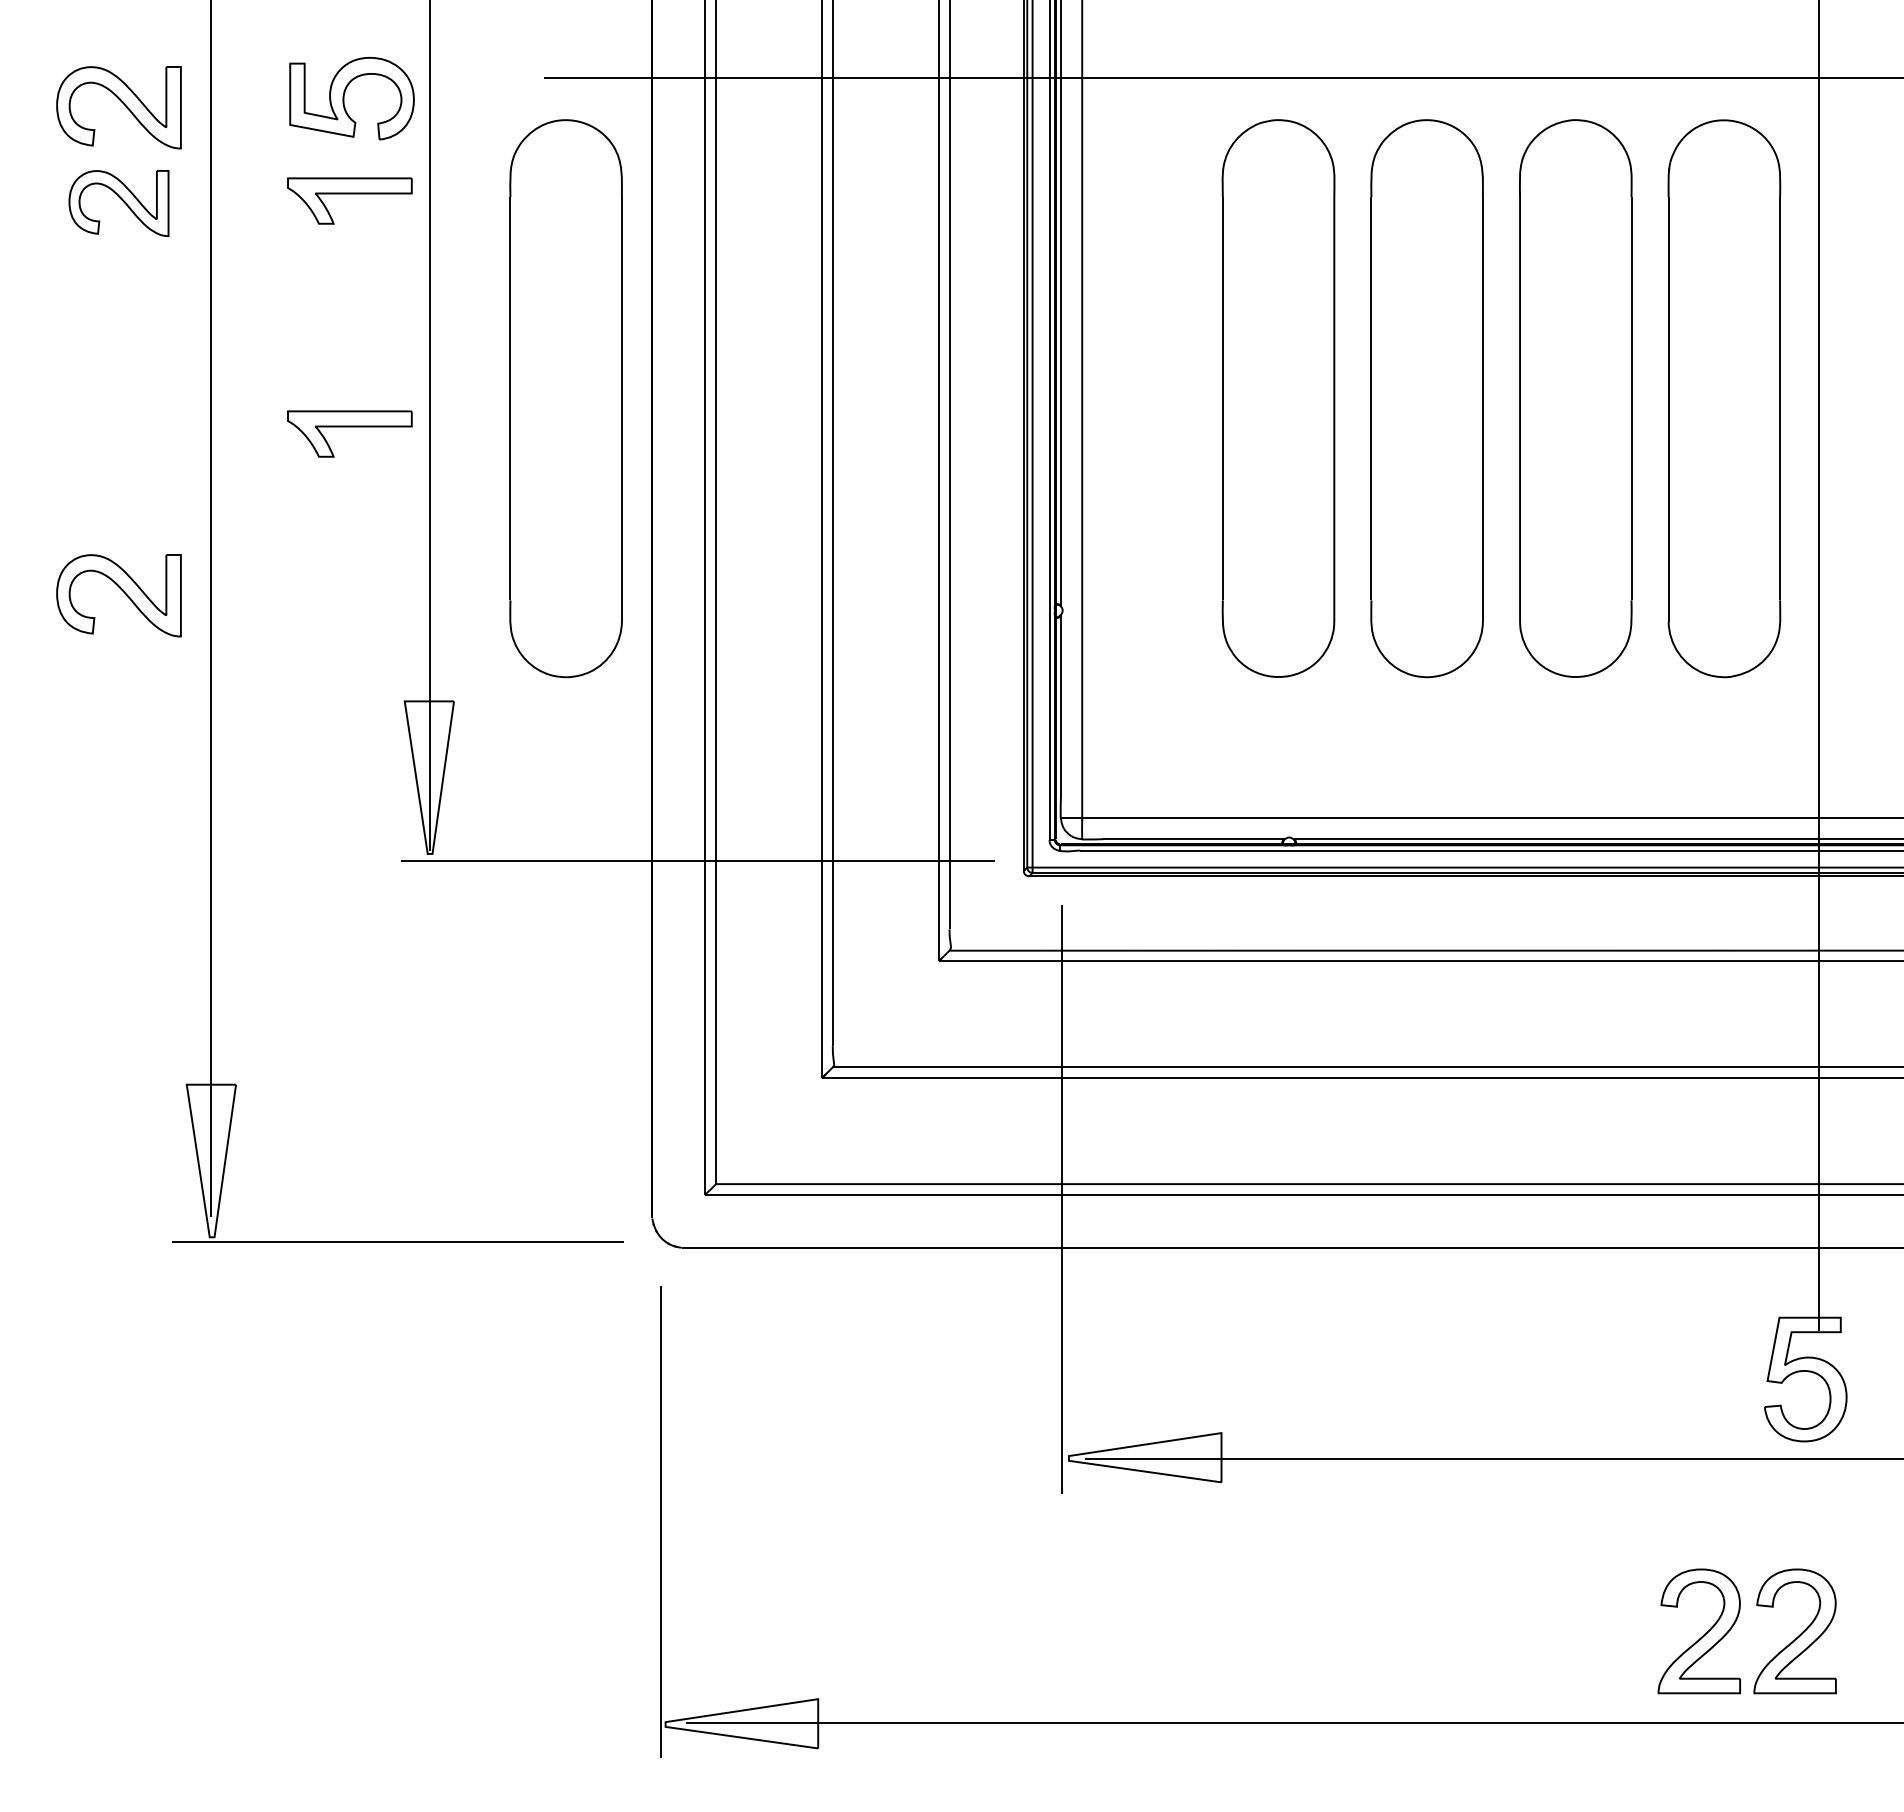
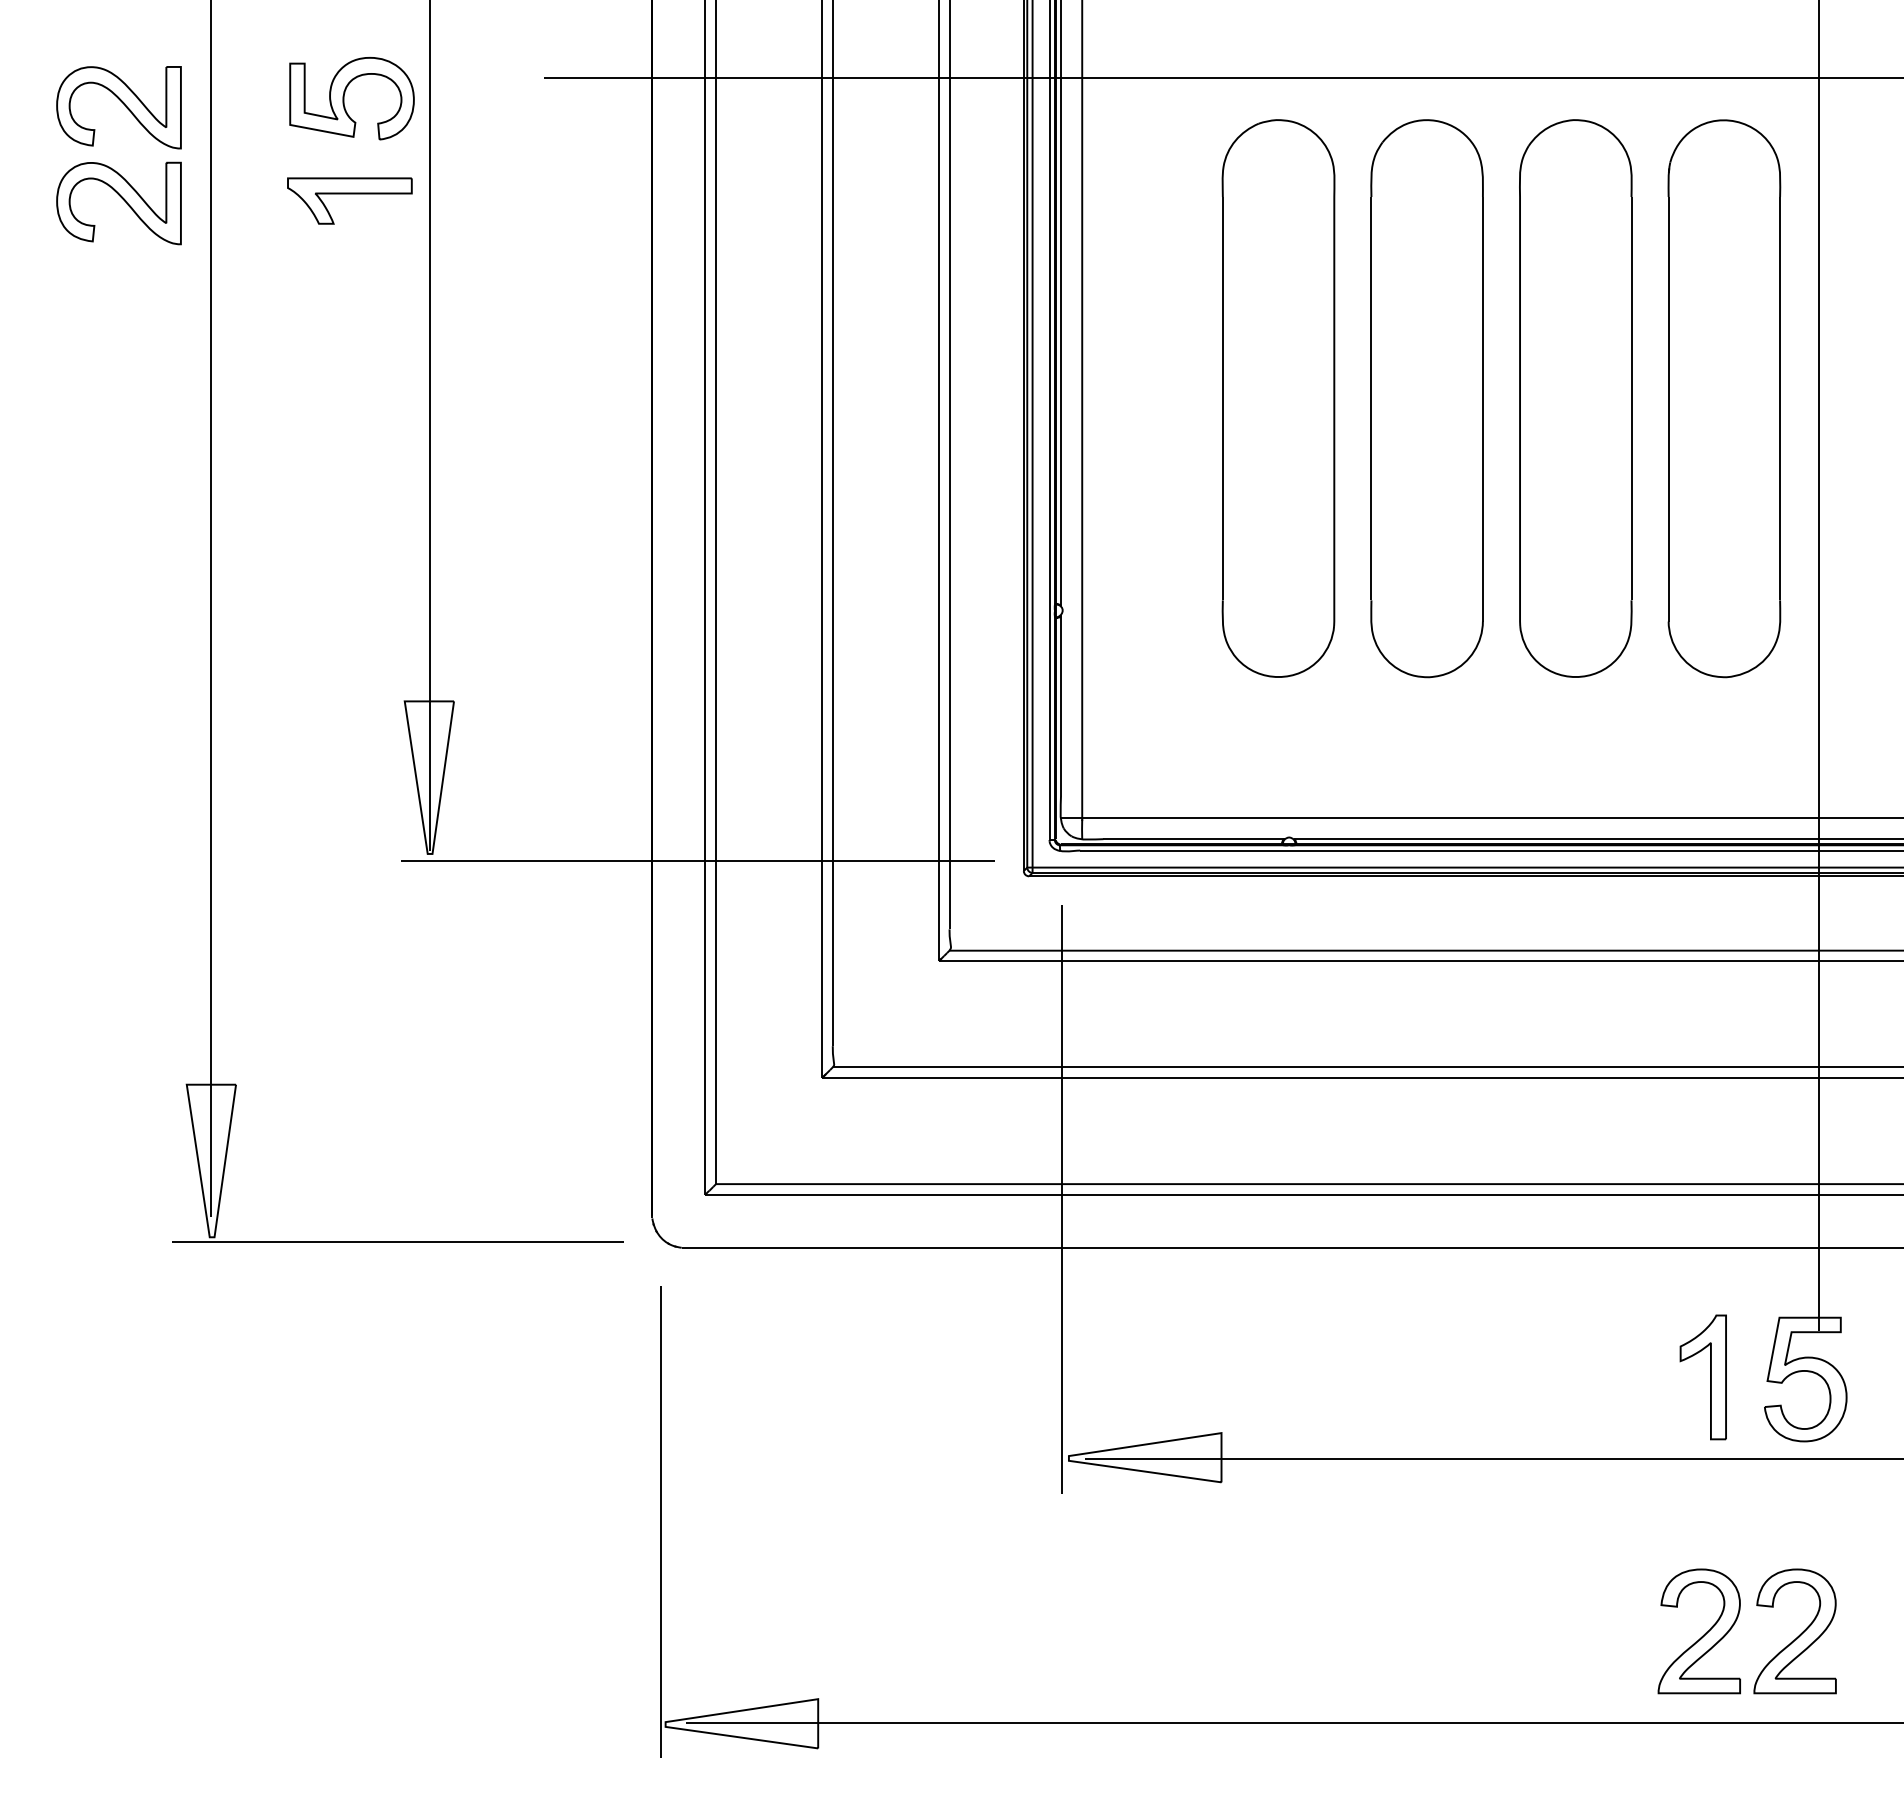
part size: 102x67 px -> 126x85 px (118, 203)
part: present -> none (565, 398)
part: present -> none (349, 433)
part: present -> none (118, 595)
part: none -> present (1710, 1377)
